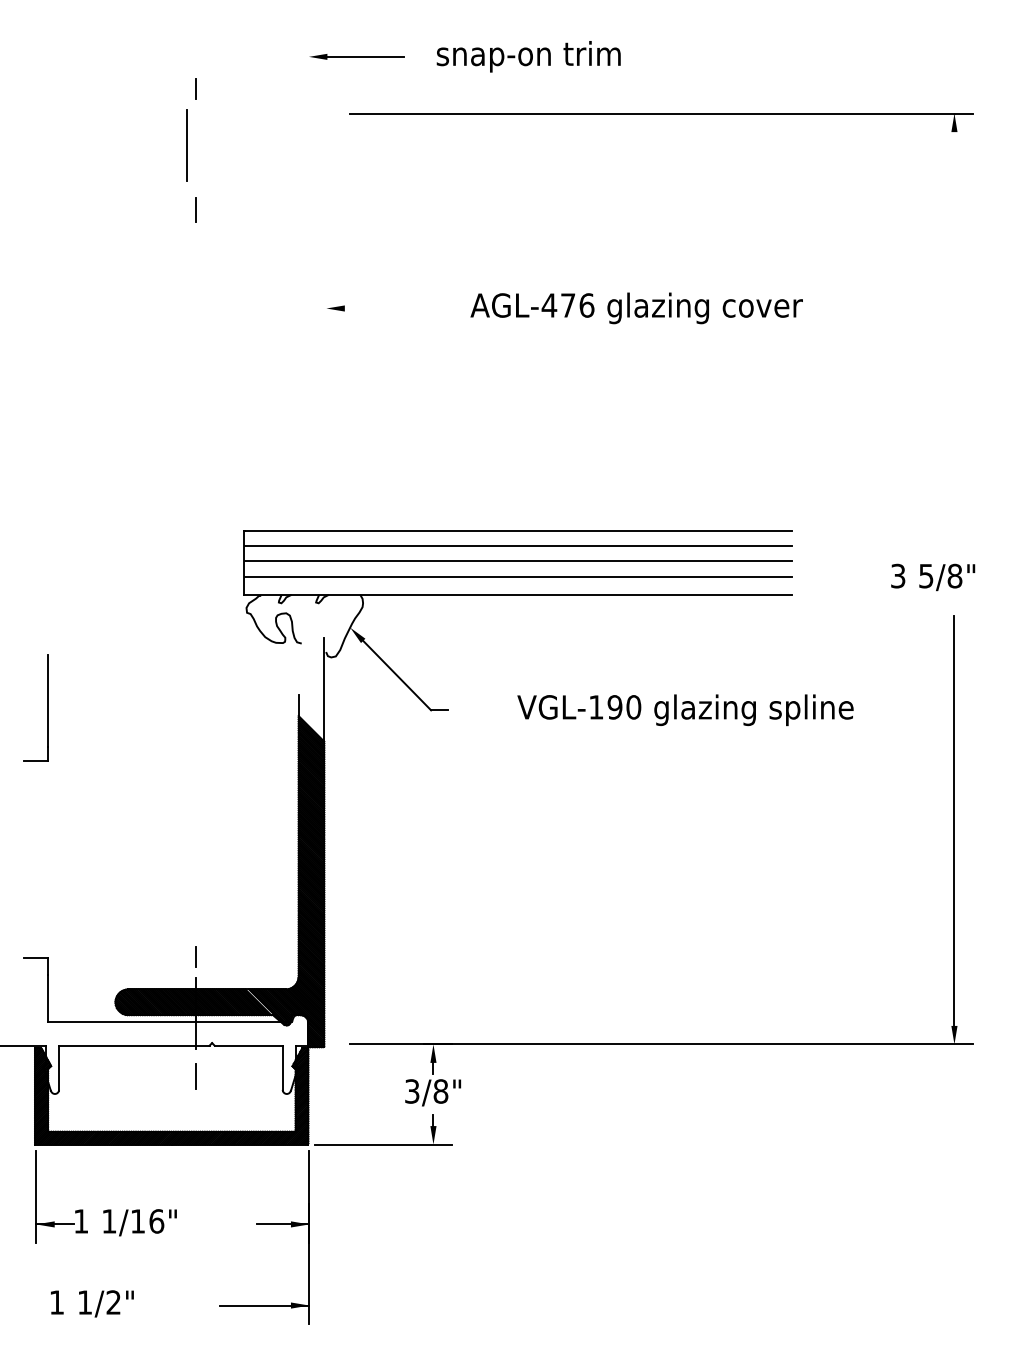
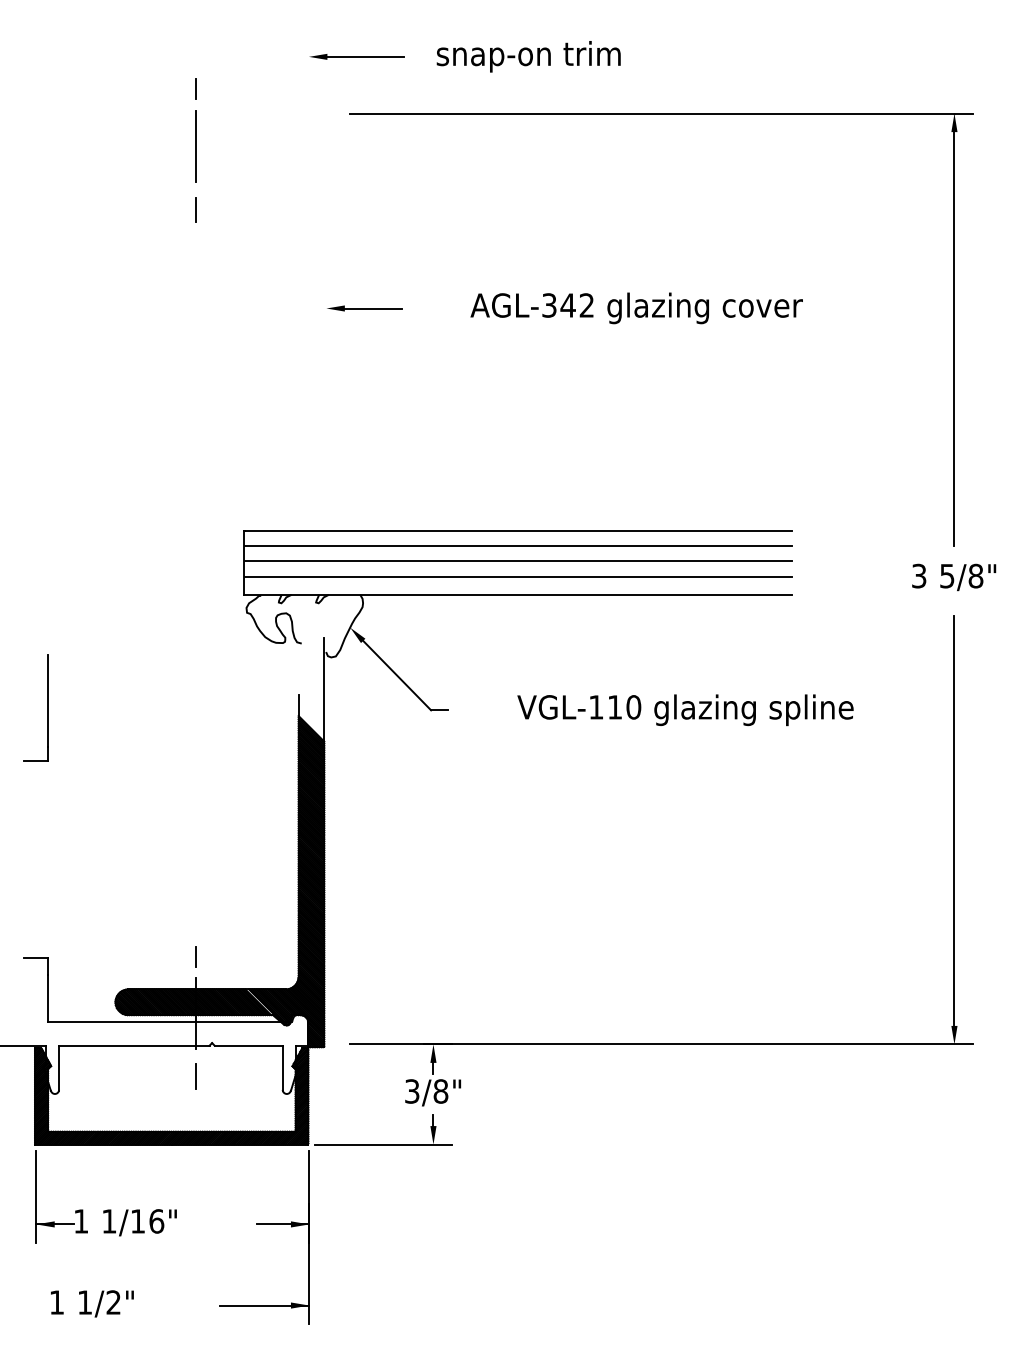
line position: (186, 145) -> (195, 146) (195, 146)
text: AGL-476 -> AGL-342 (567, 305)
line: none -> present (372, 308)
line: none -> present (954, 338)
text position: (933, 577) -> (954, 577) (954, 577)
text: VGL-190 -> VGL-110 (614, 707)
